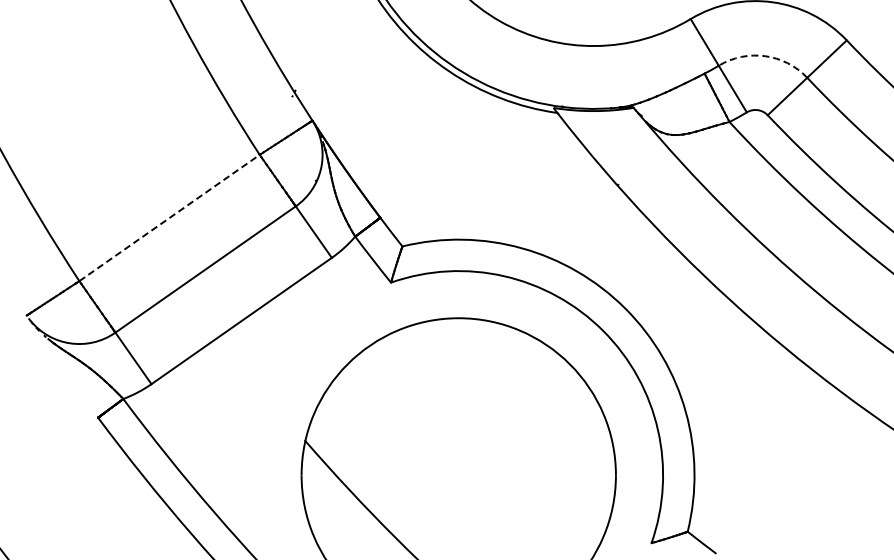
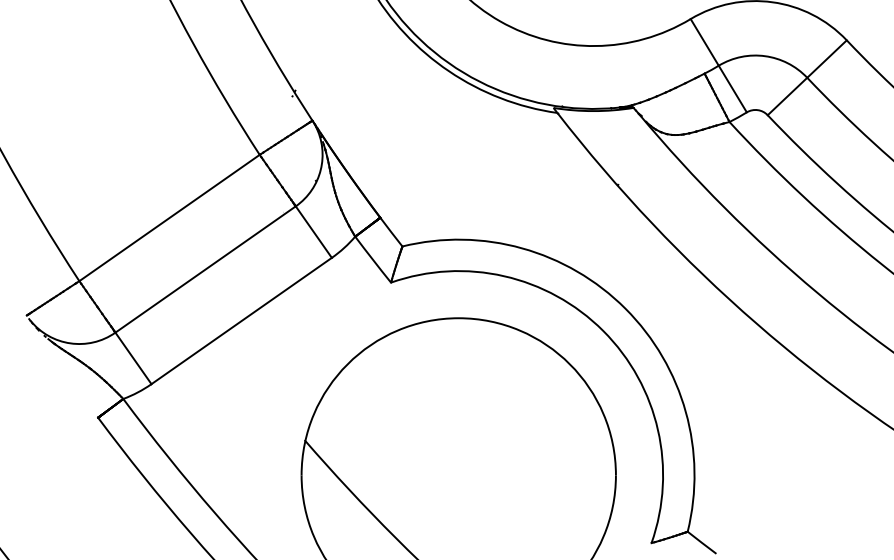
arc: dashed -> solid (765, 56)
line: dashed -> solid (169, 217)
